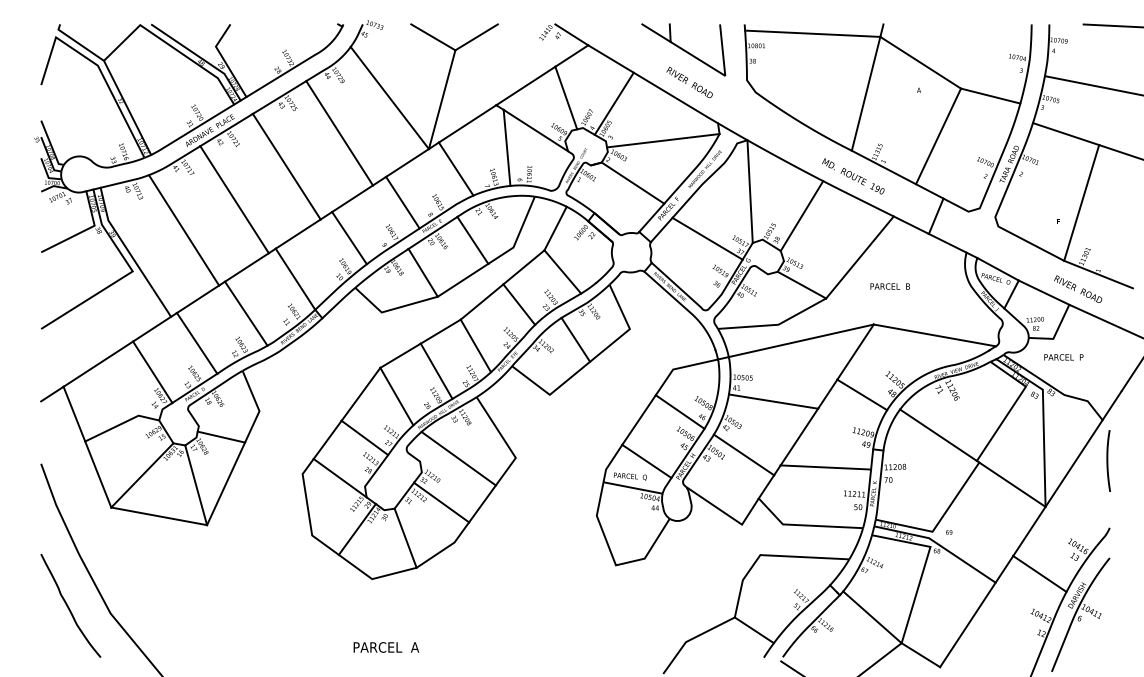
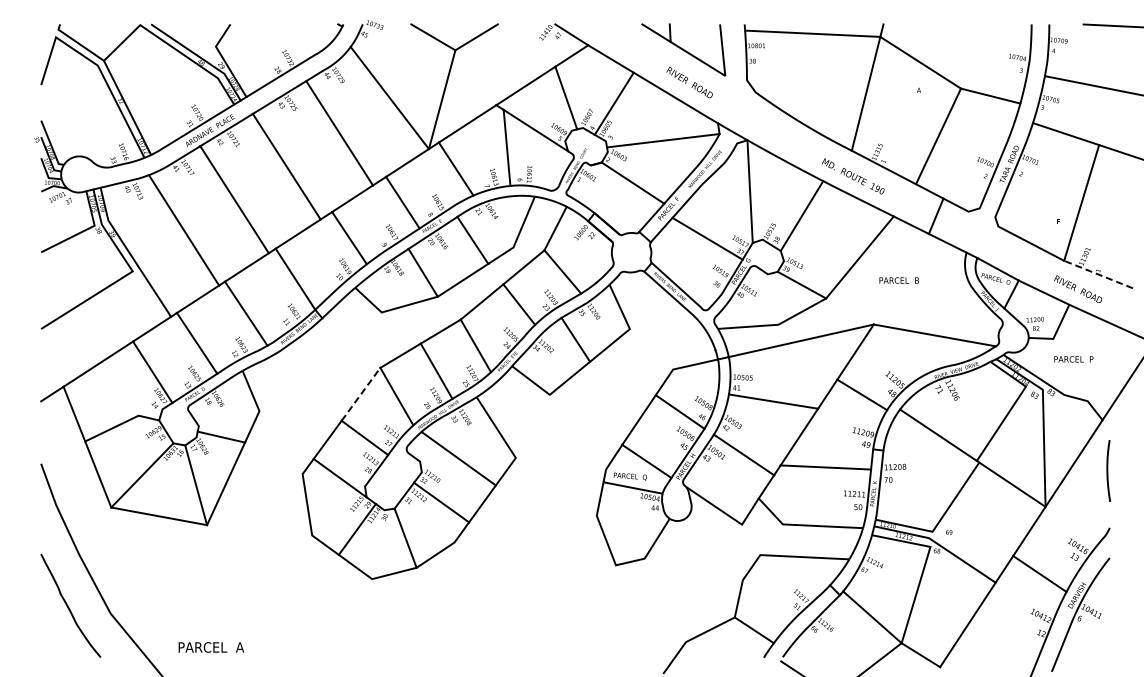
line: solid -> dashed (1098, 274)
text position: (889, 286) -> (898, 280) (898, 280)
text position: (1063, 357) -> (1073, 359) (1073, 359)
line: solid -> dashed (361, 394)
curve position: (1108, 460) -> (1108, 470) (1108, 470)
text position: (386, 647) -> (211, 647) (211, 647)
